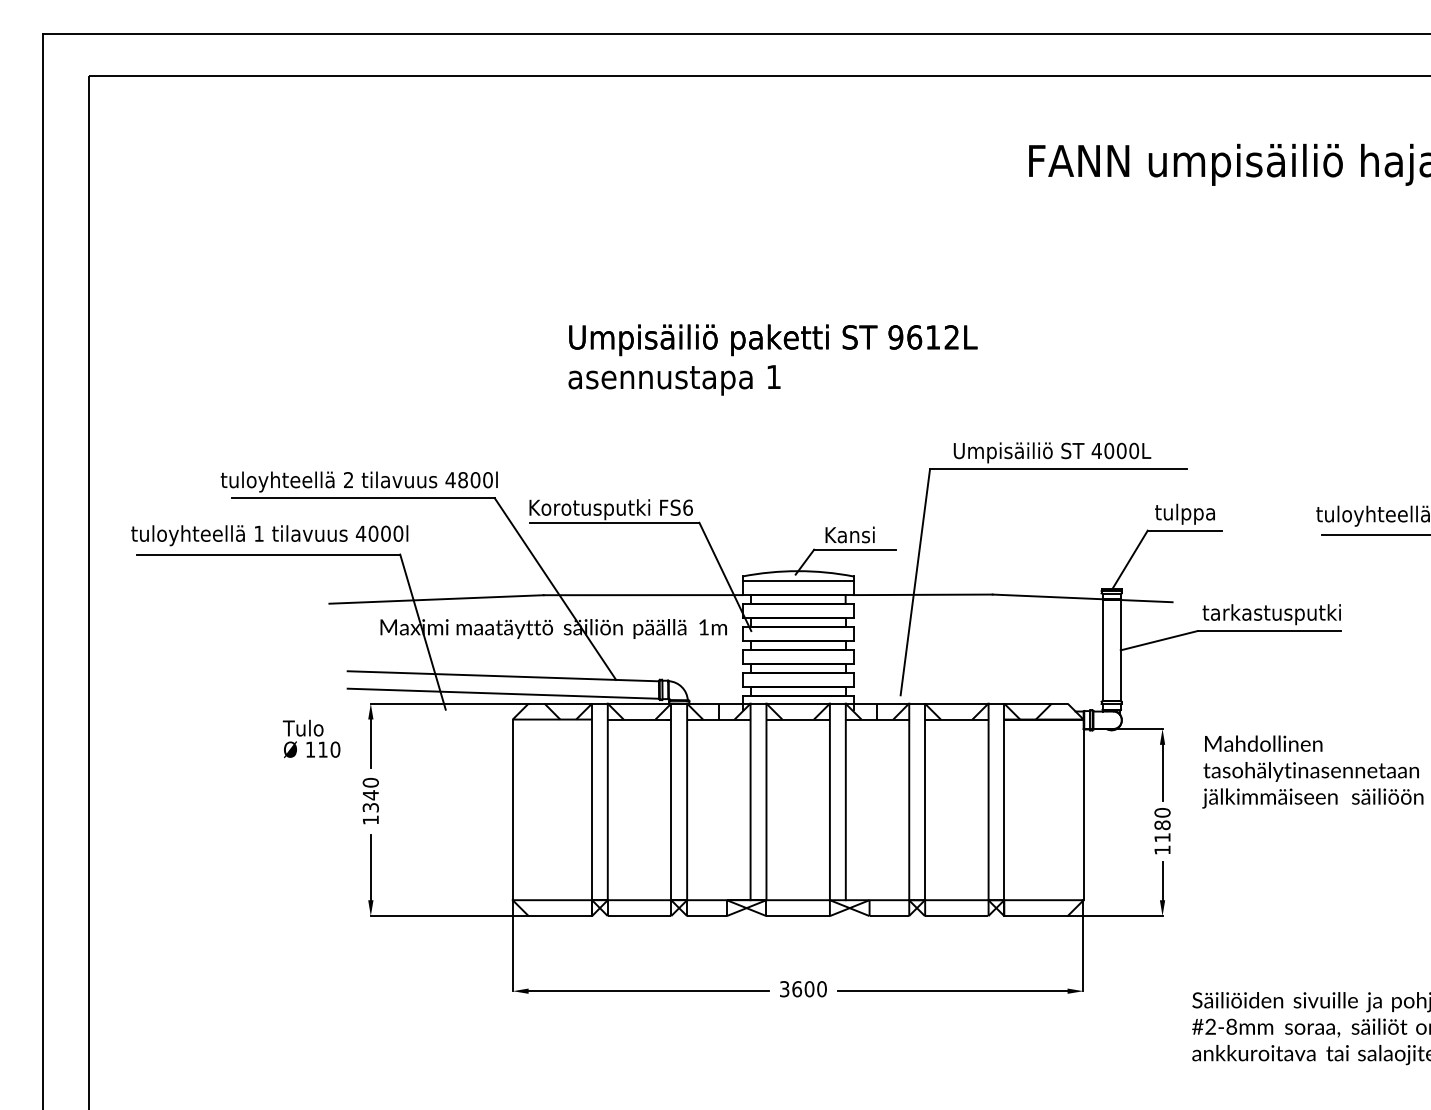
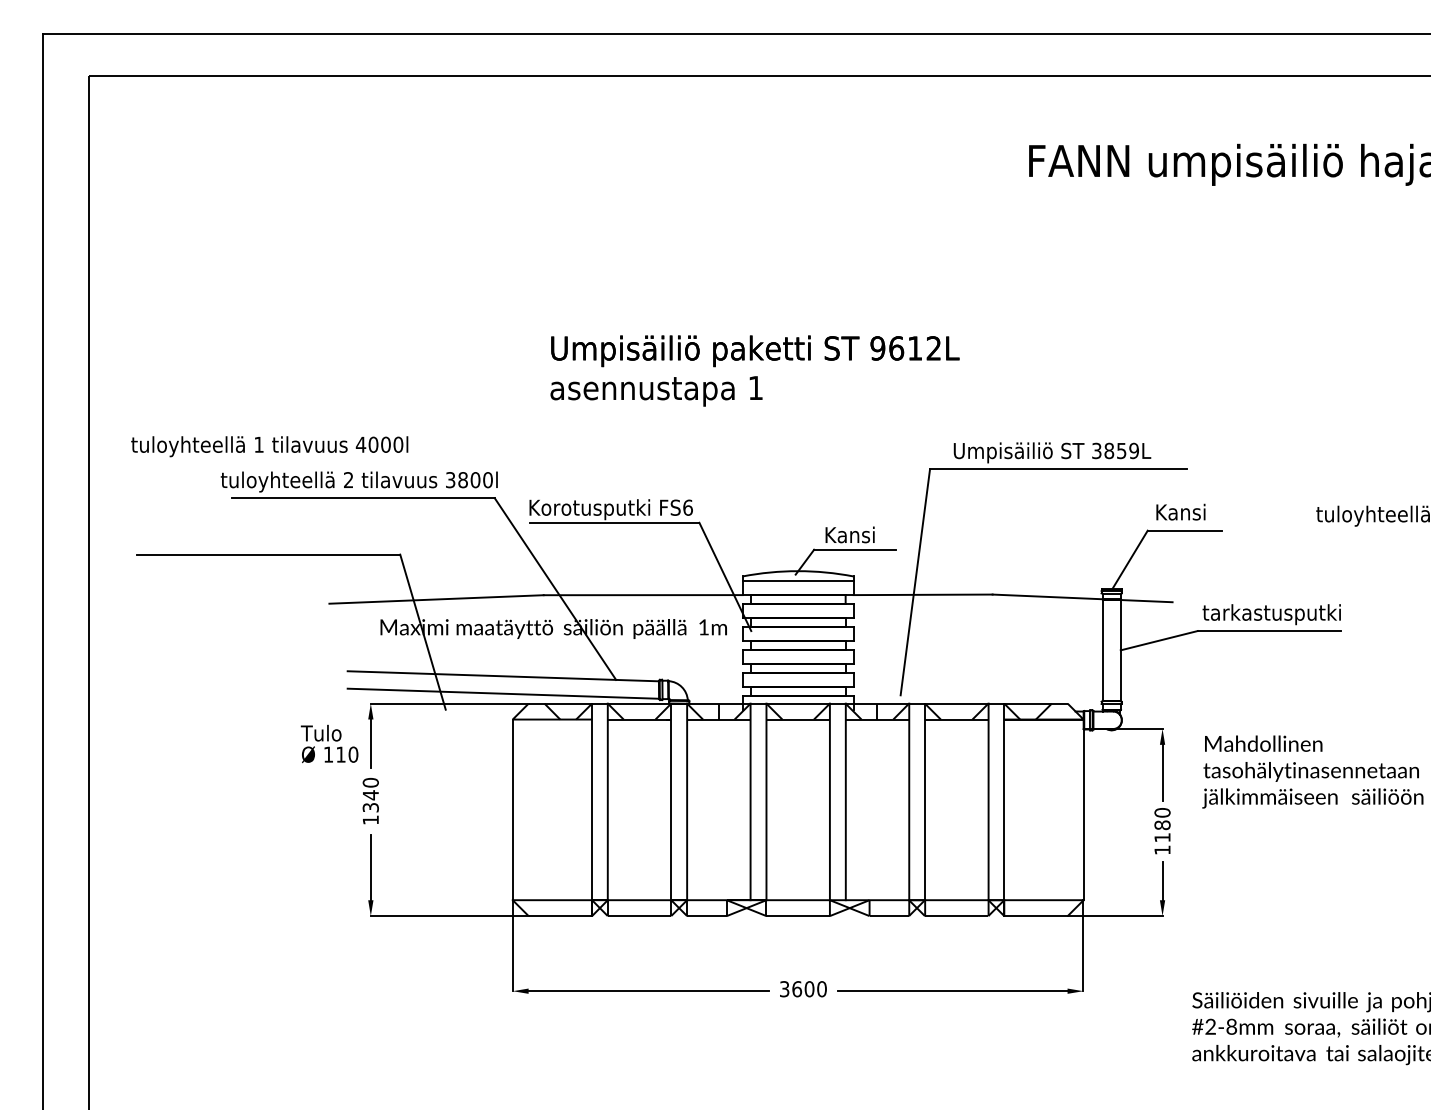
text position: (772, 359) -> (754, 370) (754, 370)
text: 4000L -> 3859L (1114, 450)
text: 4800l -> 3800l (450, 480)
text: tulppa -> Kansi (1184, 513)
text position: (269, 535) -> (269, 446) (269, 446)
line: present -> none (1374, 535)
text position: (311, 738) -> (329, 743) (329, 743)
